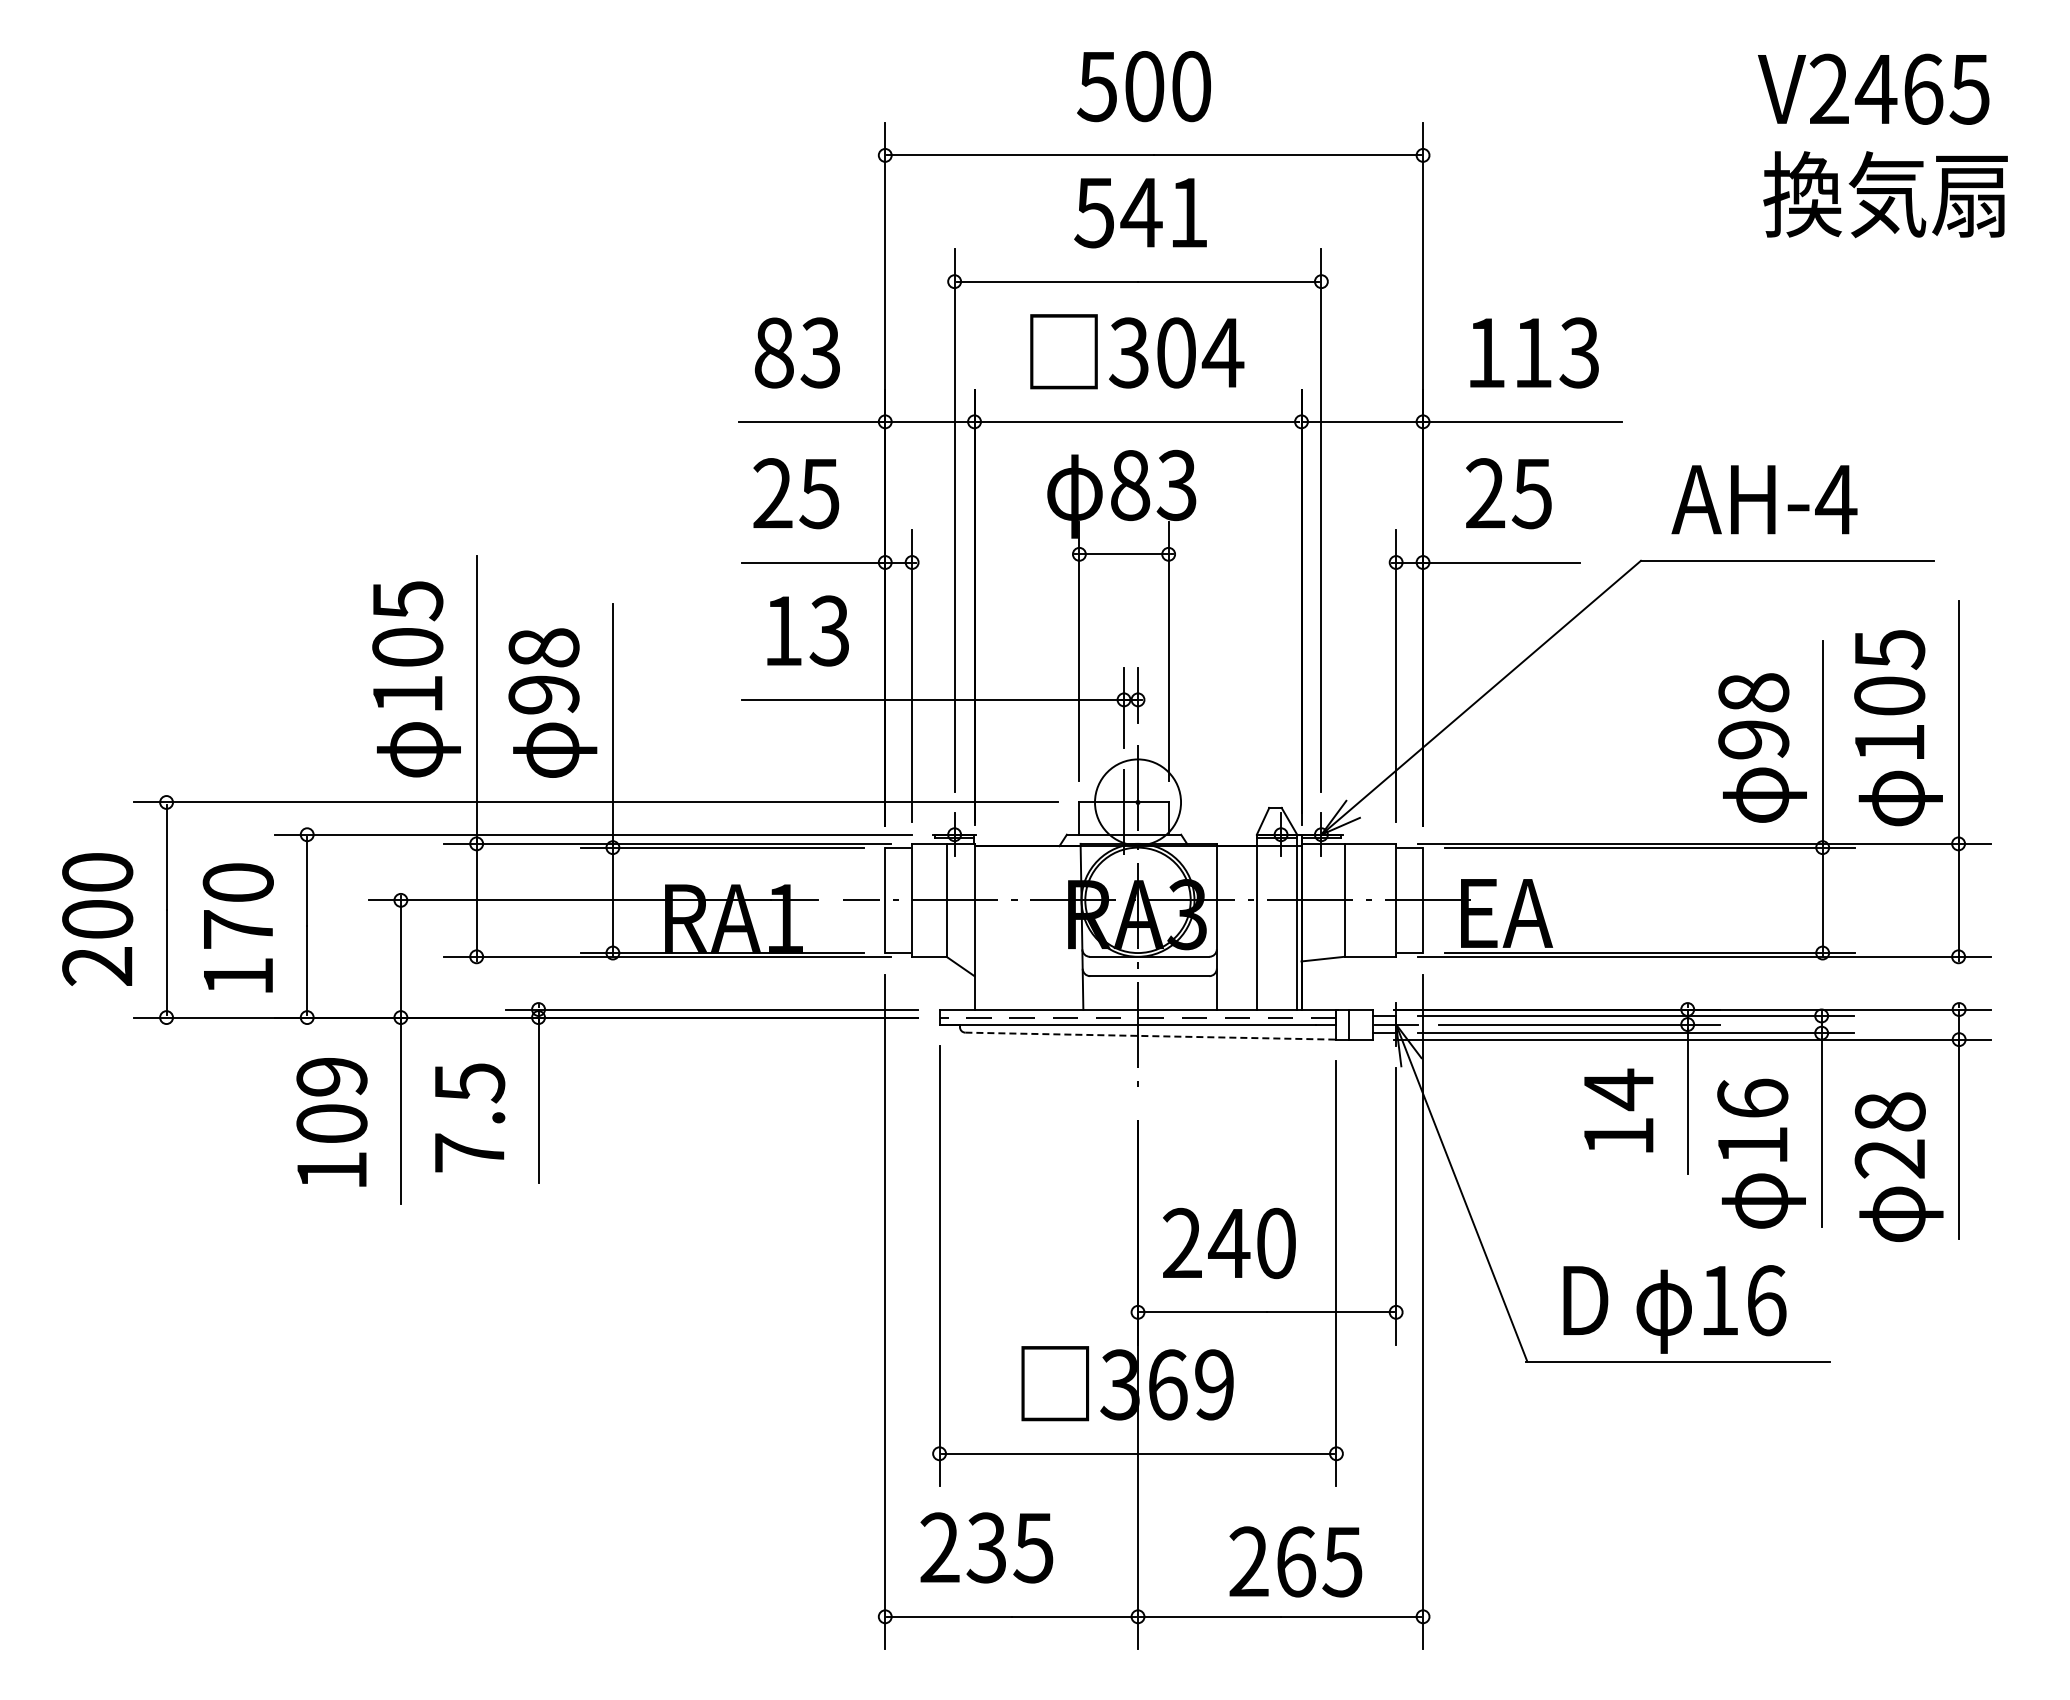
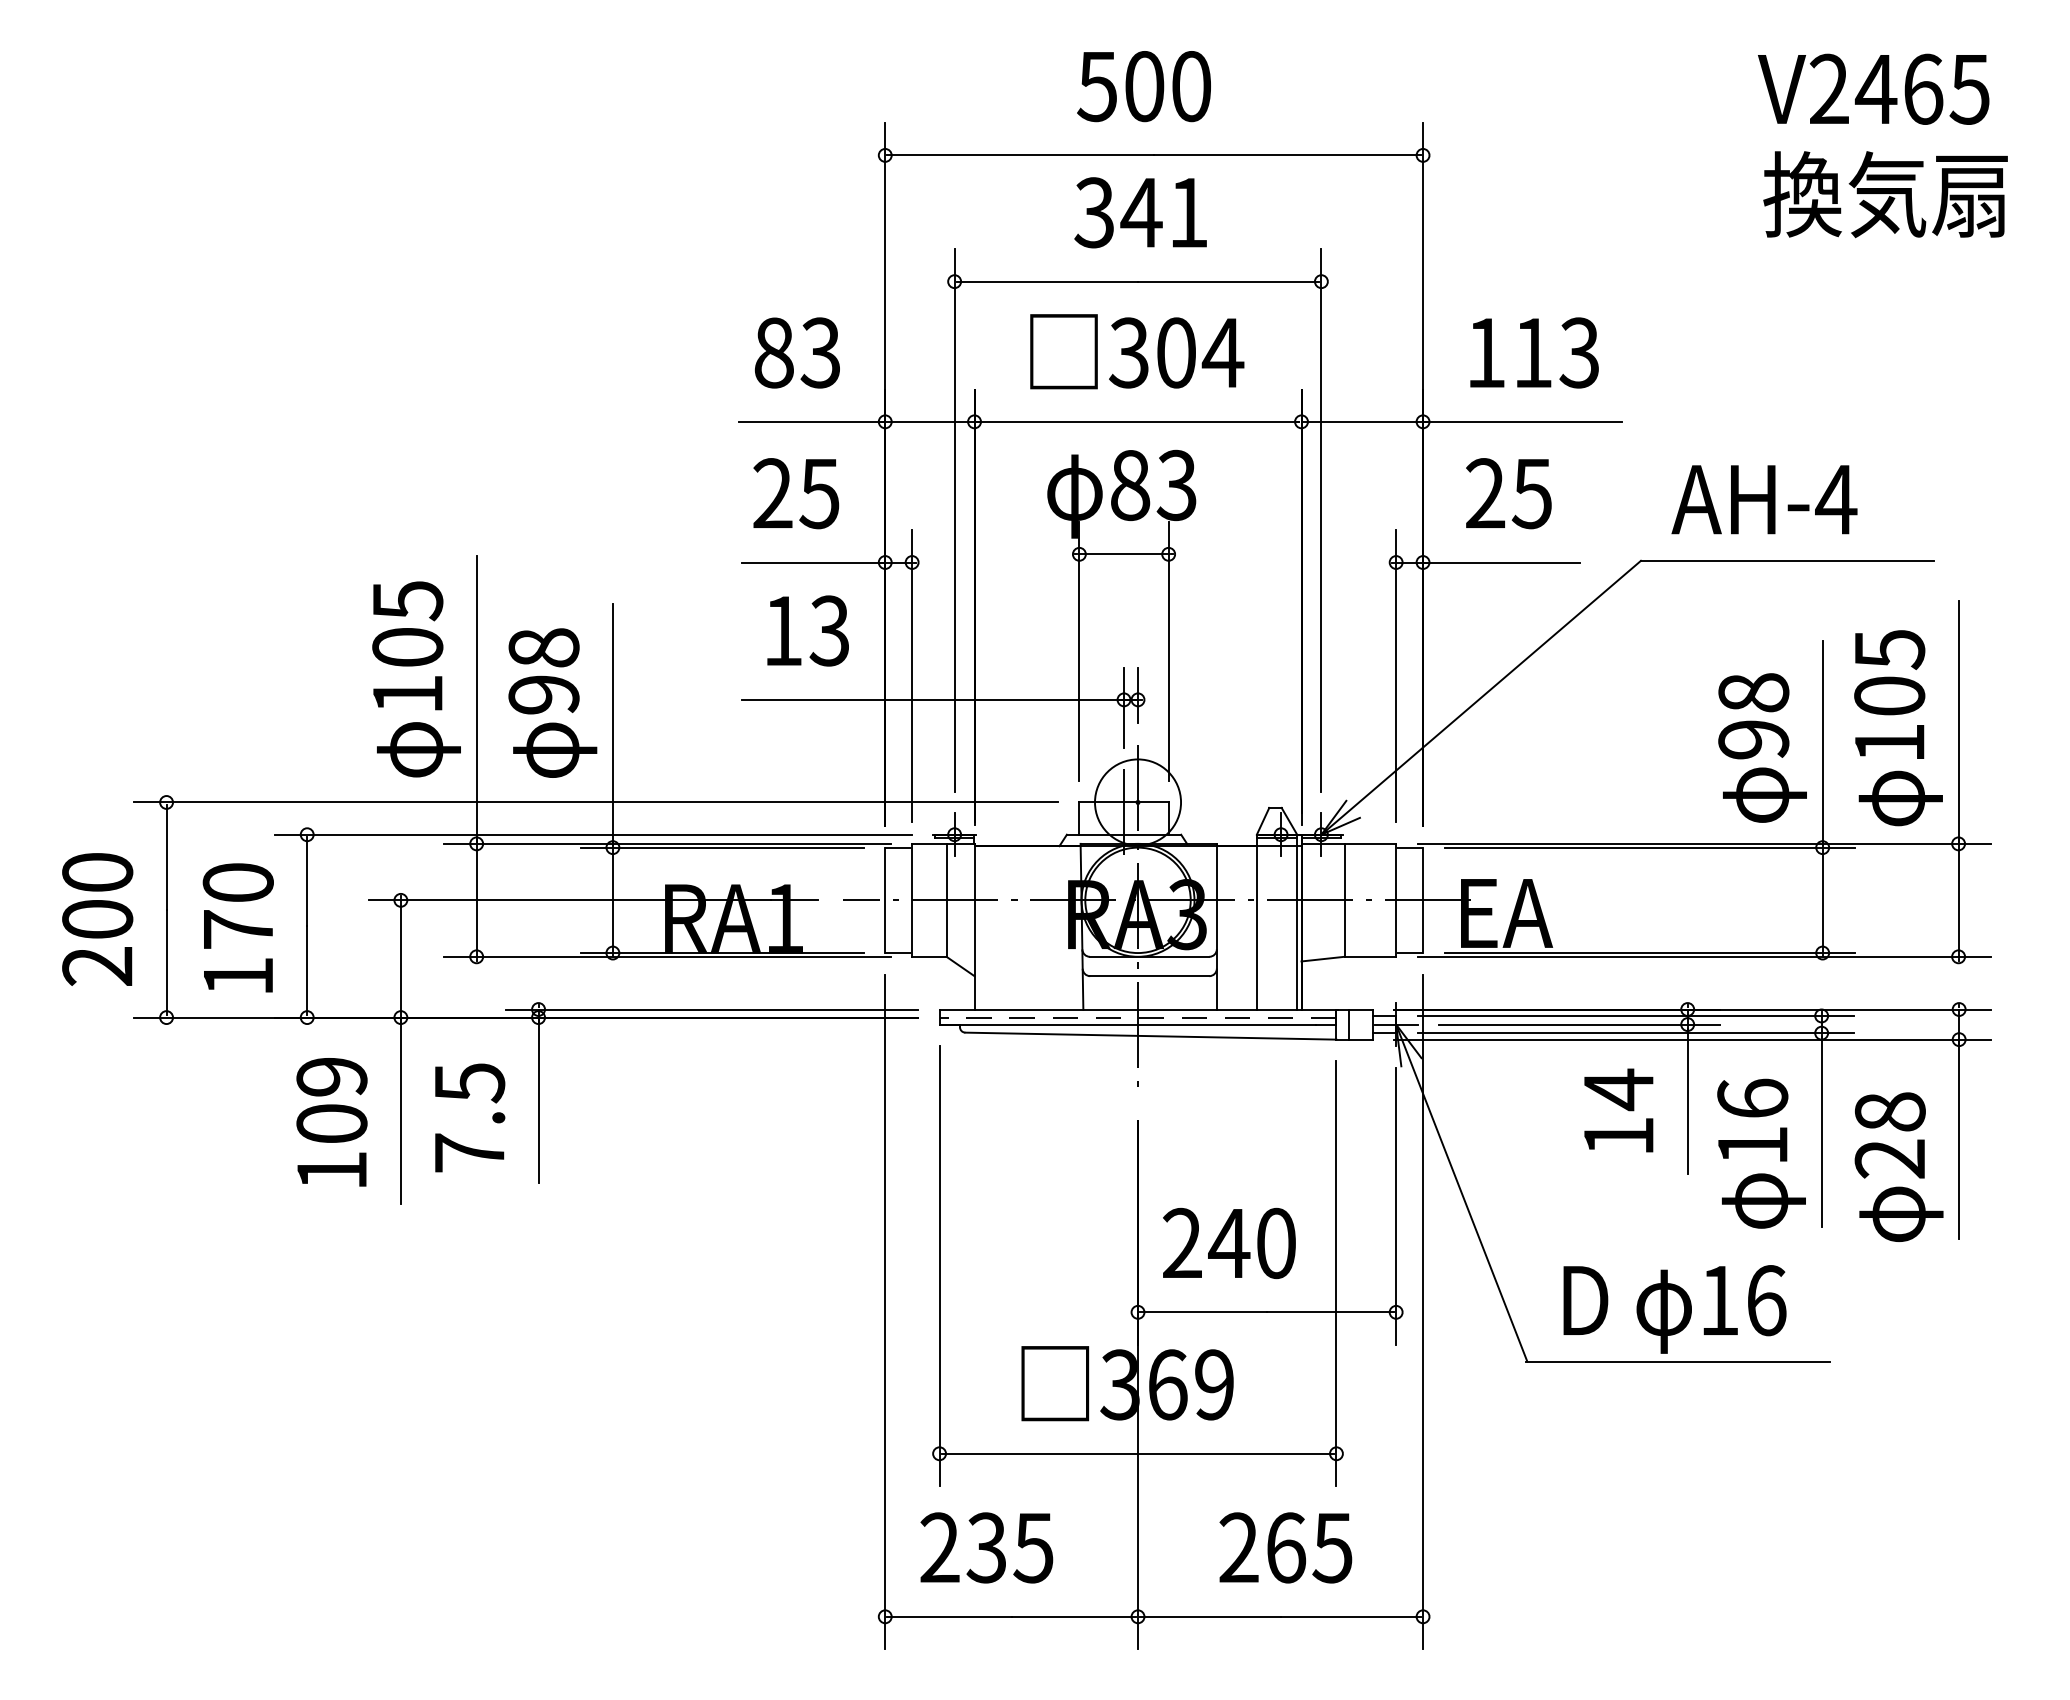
text: 541 -> 341 (1093, 212)
line: dashed -> solid (1150, 1036)
text position: (1295, 1561) -> (1285, 1547) (1285, 1547)
